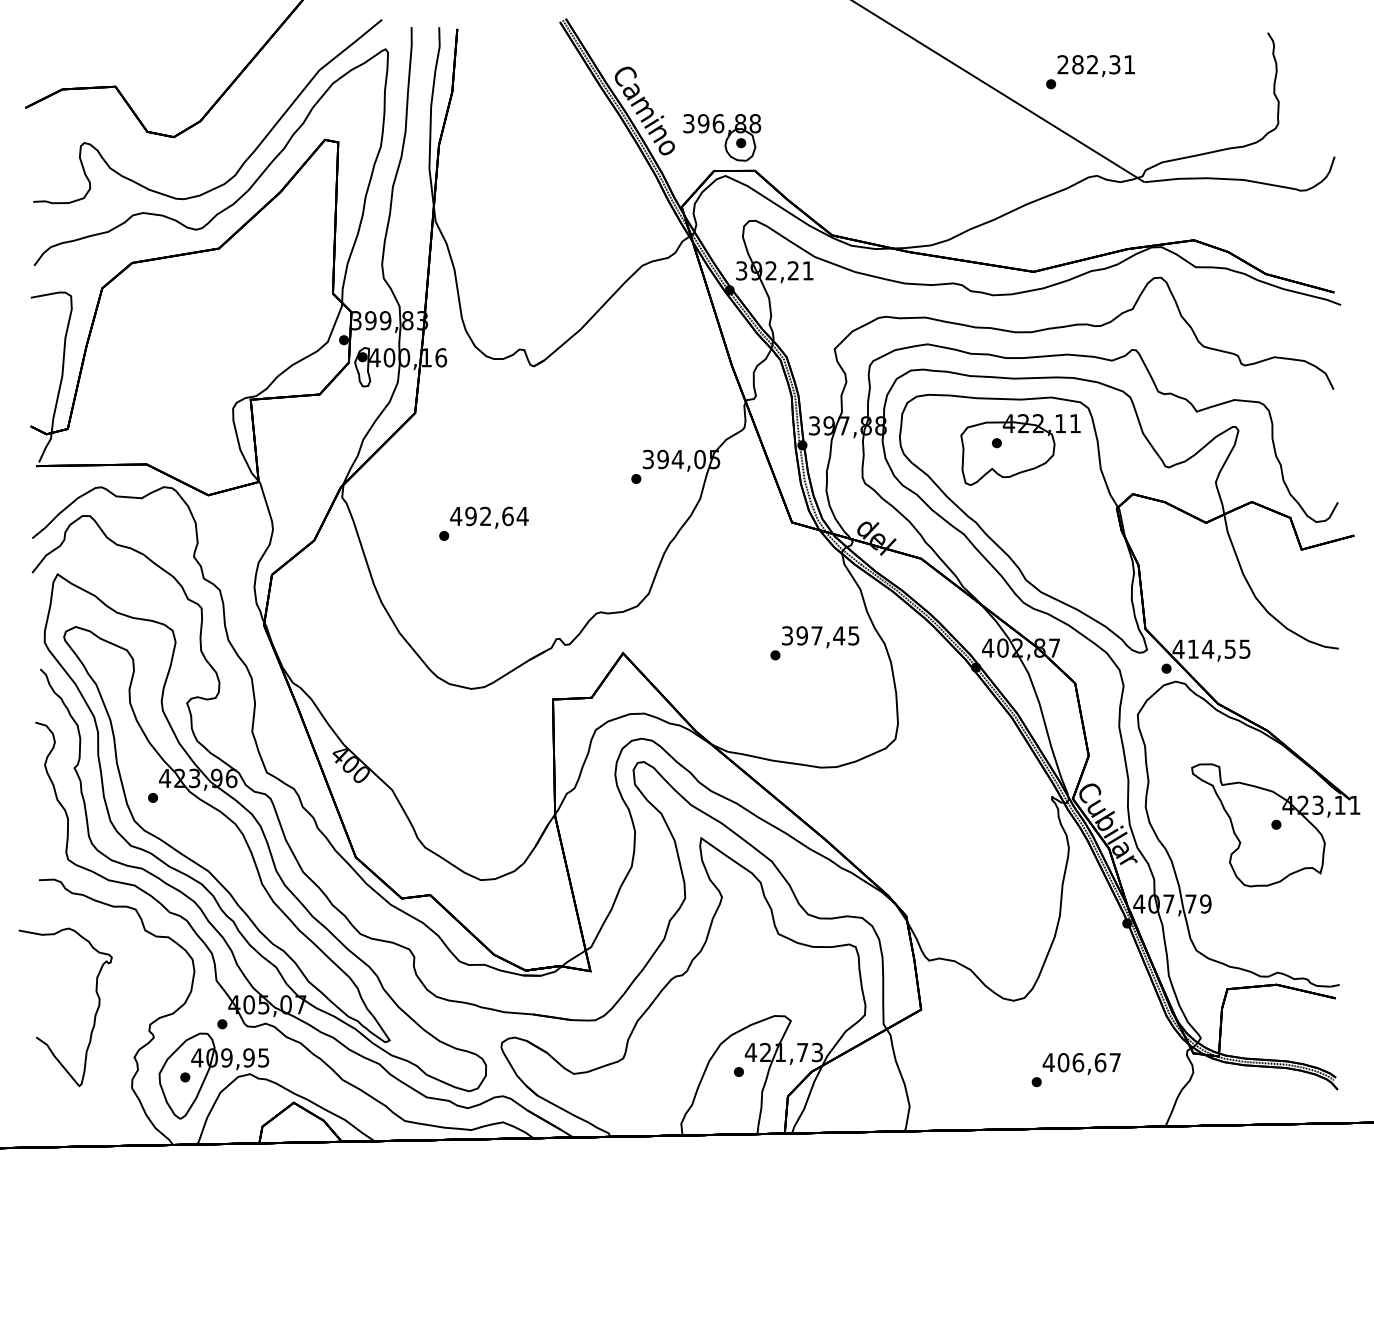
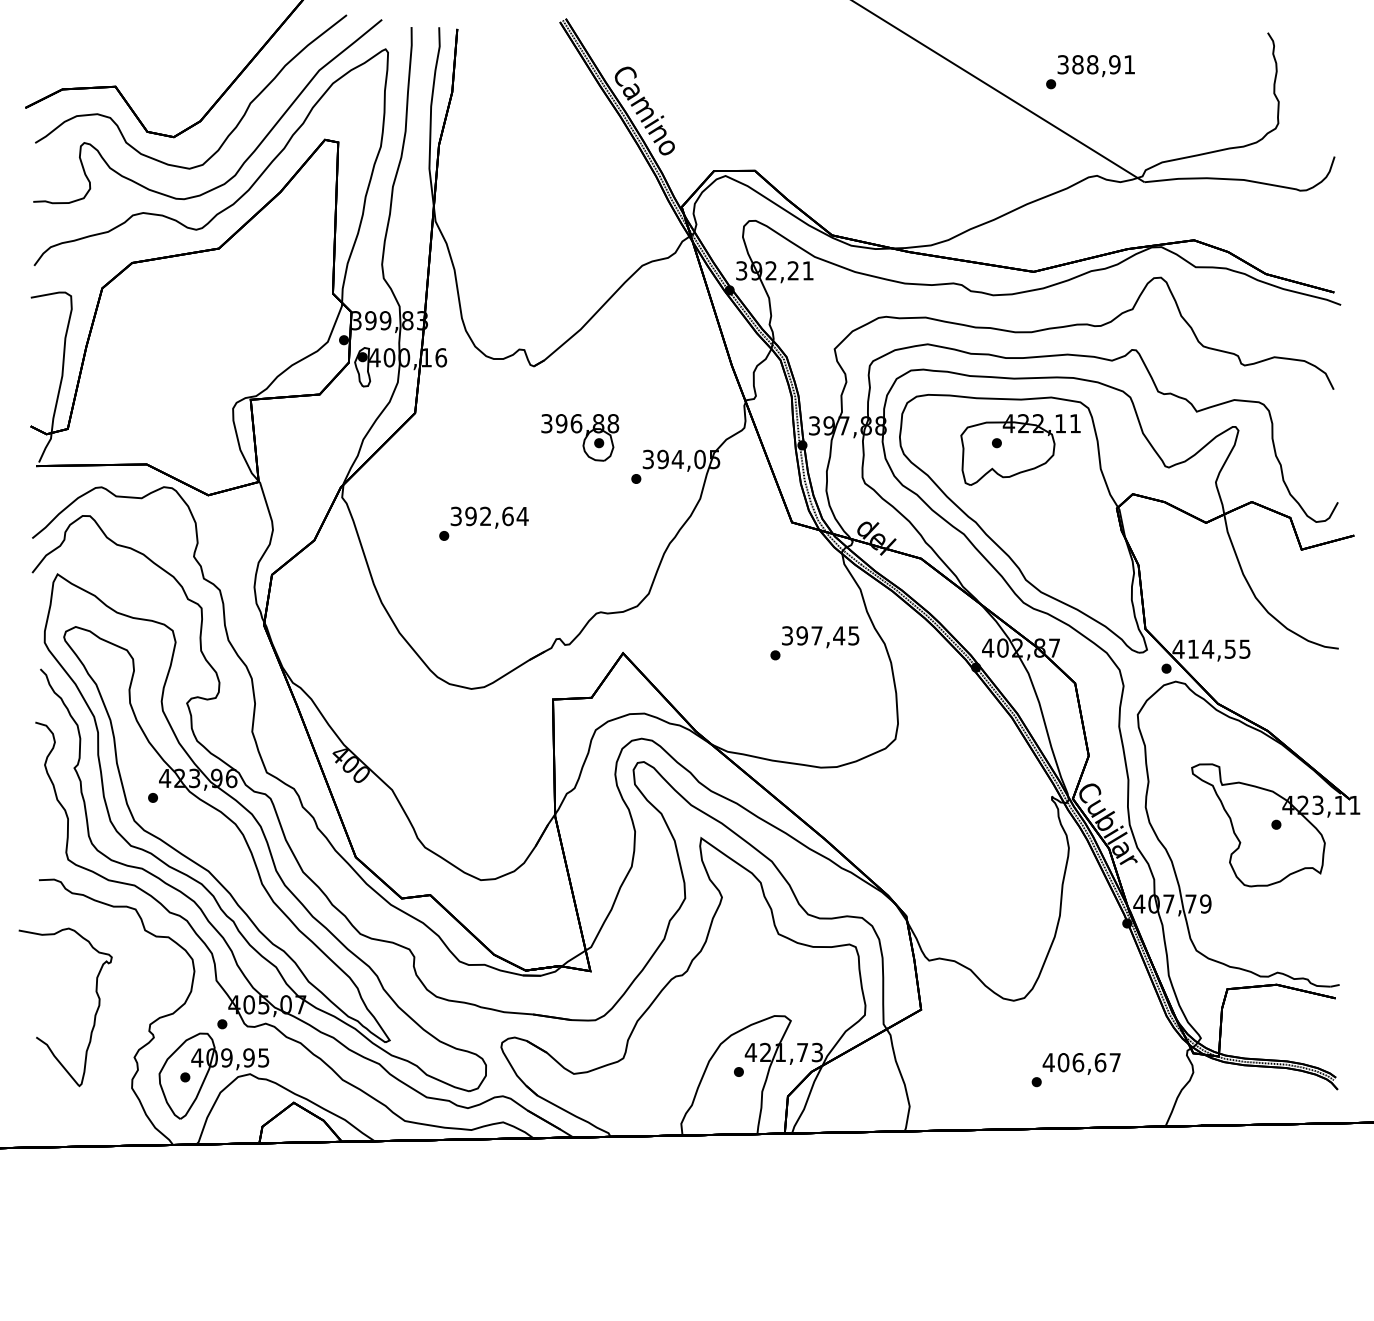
text: 282,31 -> 388,91 (1088, 64)
curve: none -> present (238, 121)
part position: (722, 137) -> (580, 437) (580, 437)
text: 492,64 -> 392,64 (456, 516)
